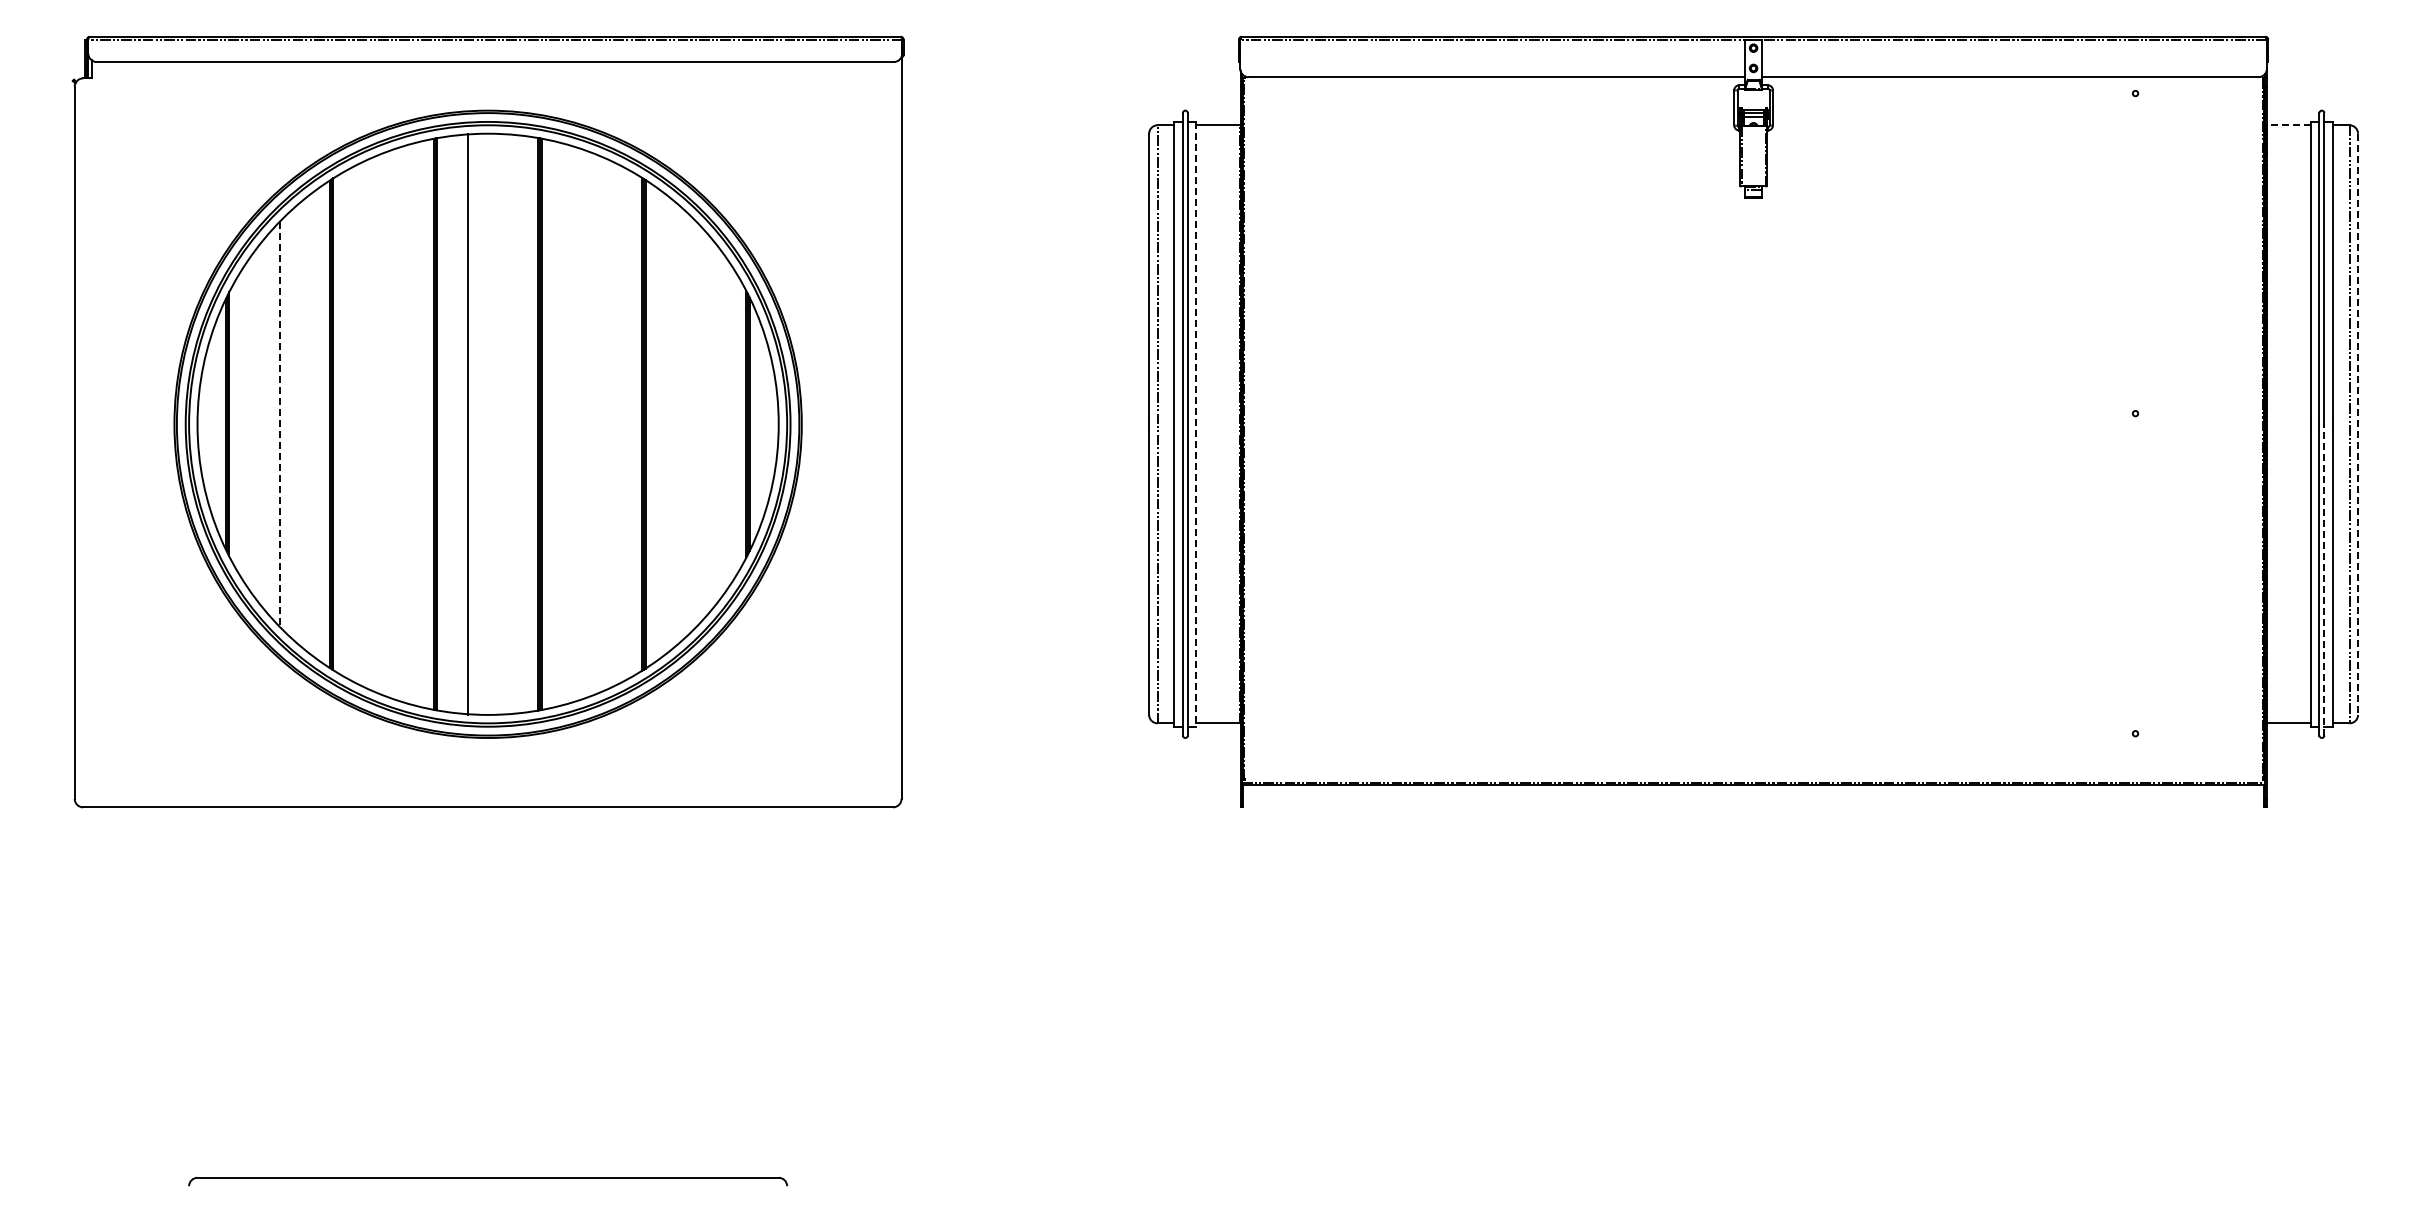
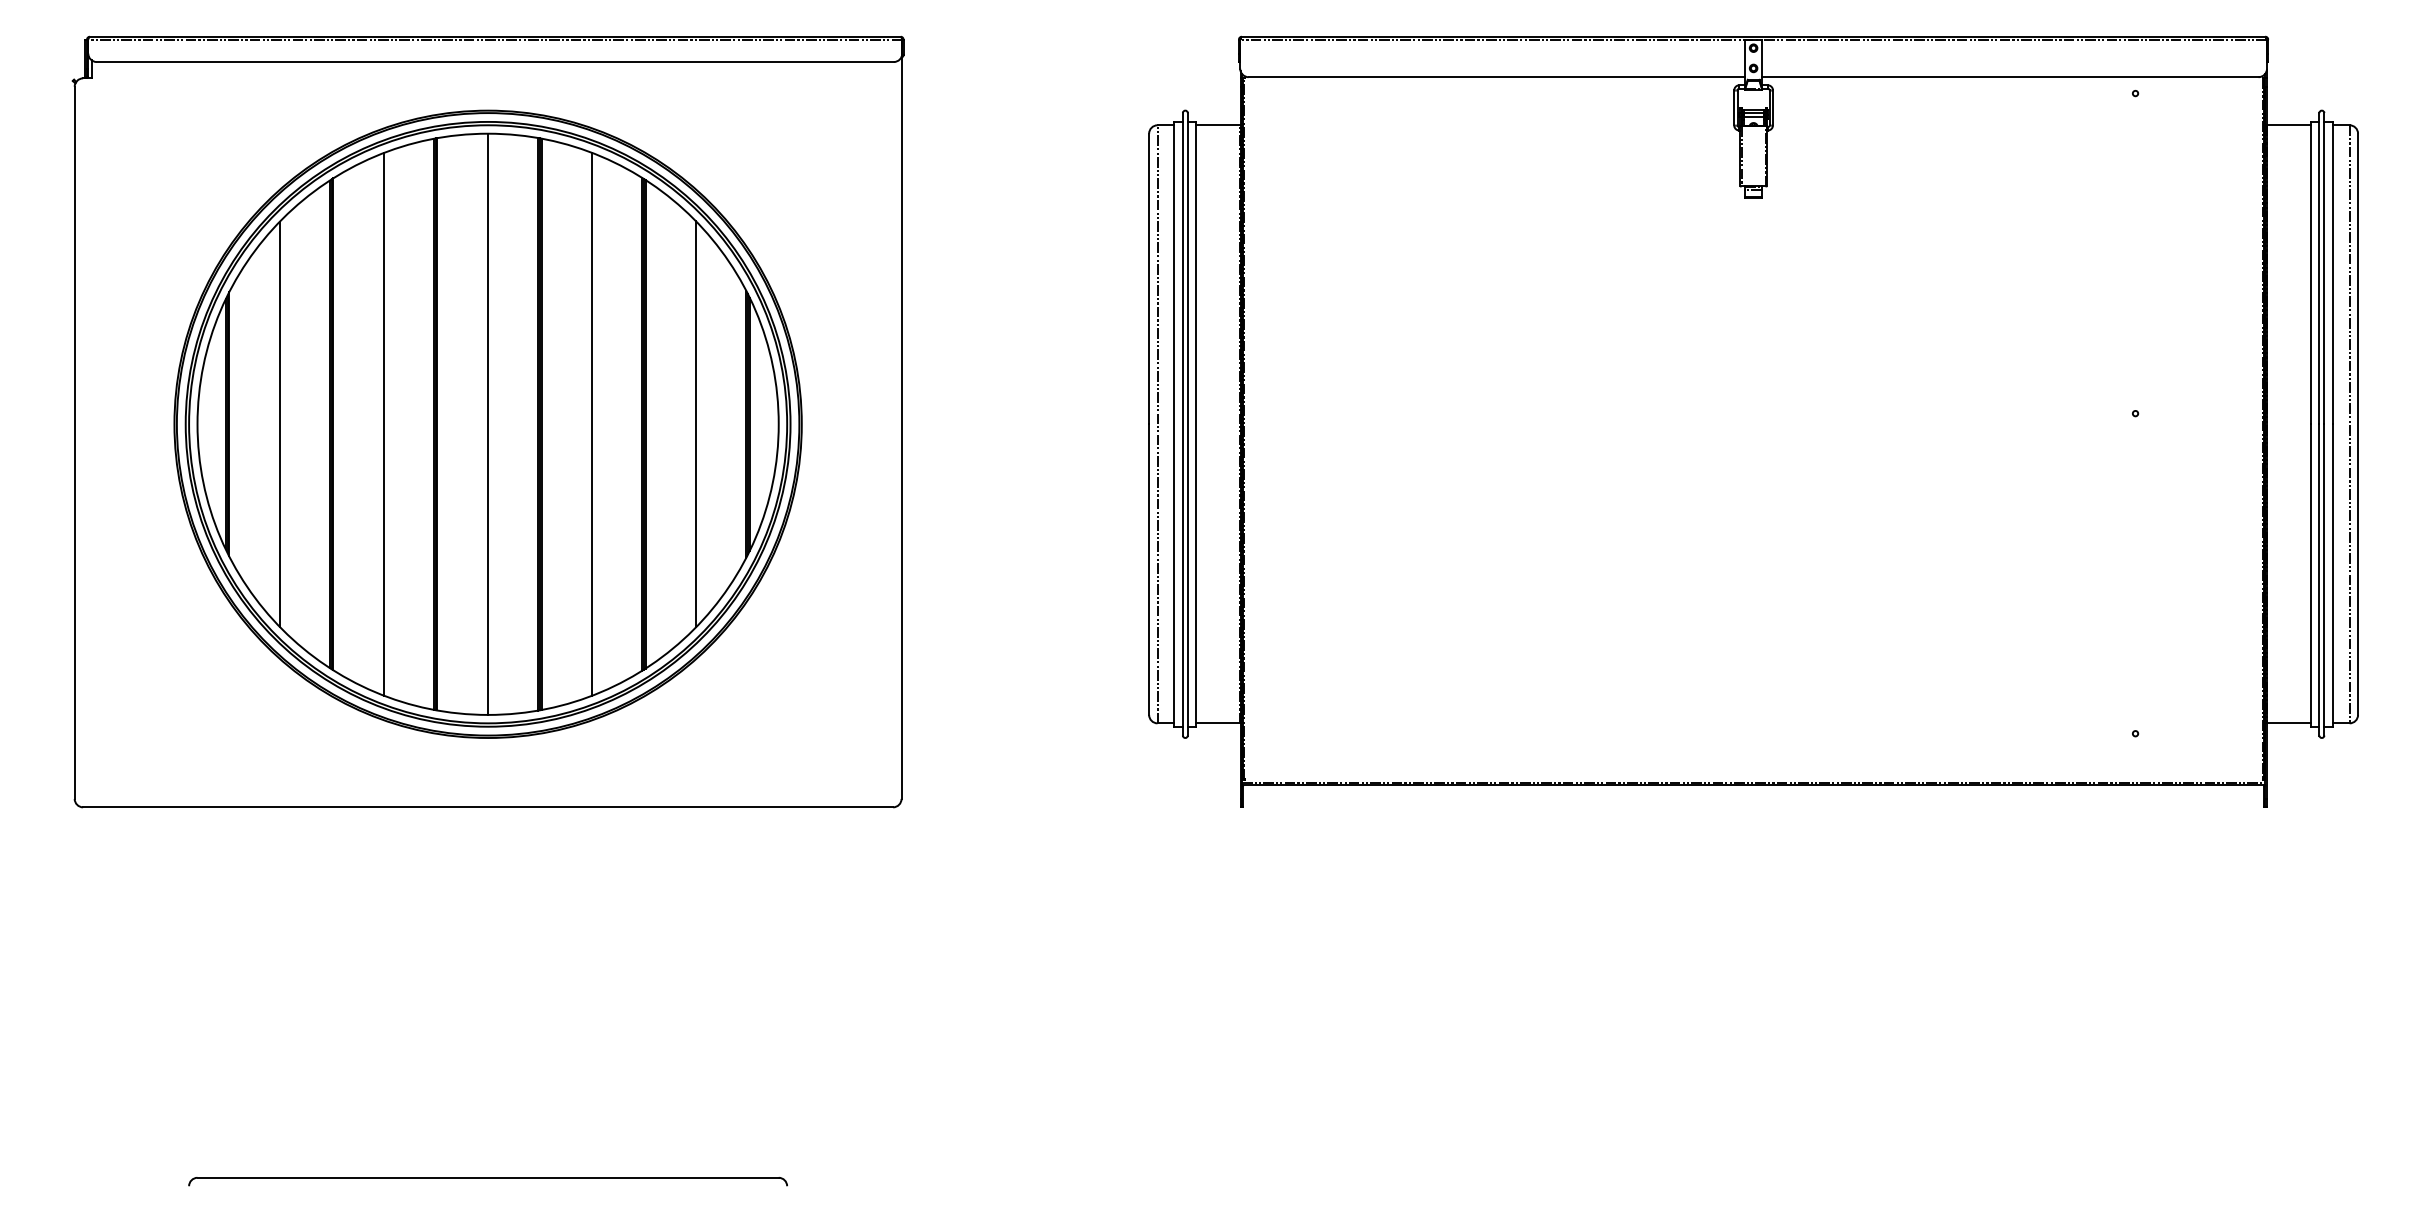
line: dashed -> solid (2288, 125)
line position: (467, 423) -> (487, 423) (487, 423)
line: none -> present (591, 423)
line: dashed -> solid (279, 424)
line: none -> present (383, 424)
line: none -> present (696, 424)
line: dashed -> solid (1196, 424)
line: dashed -> solid (2358, 424)
line: dashed -> solid (2324, 579)
